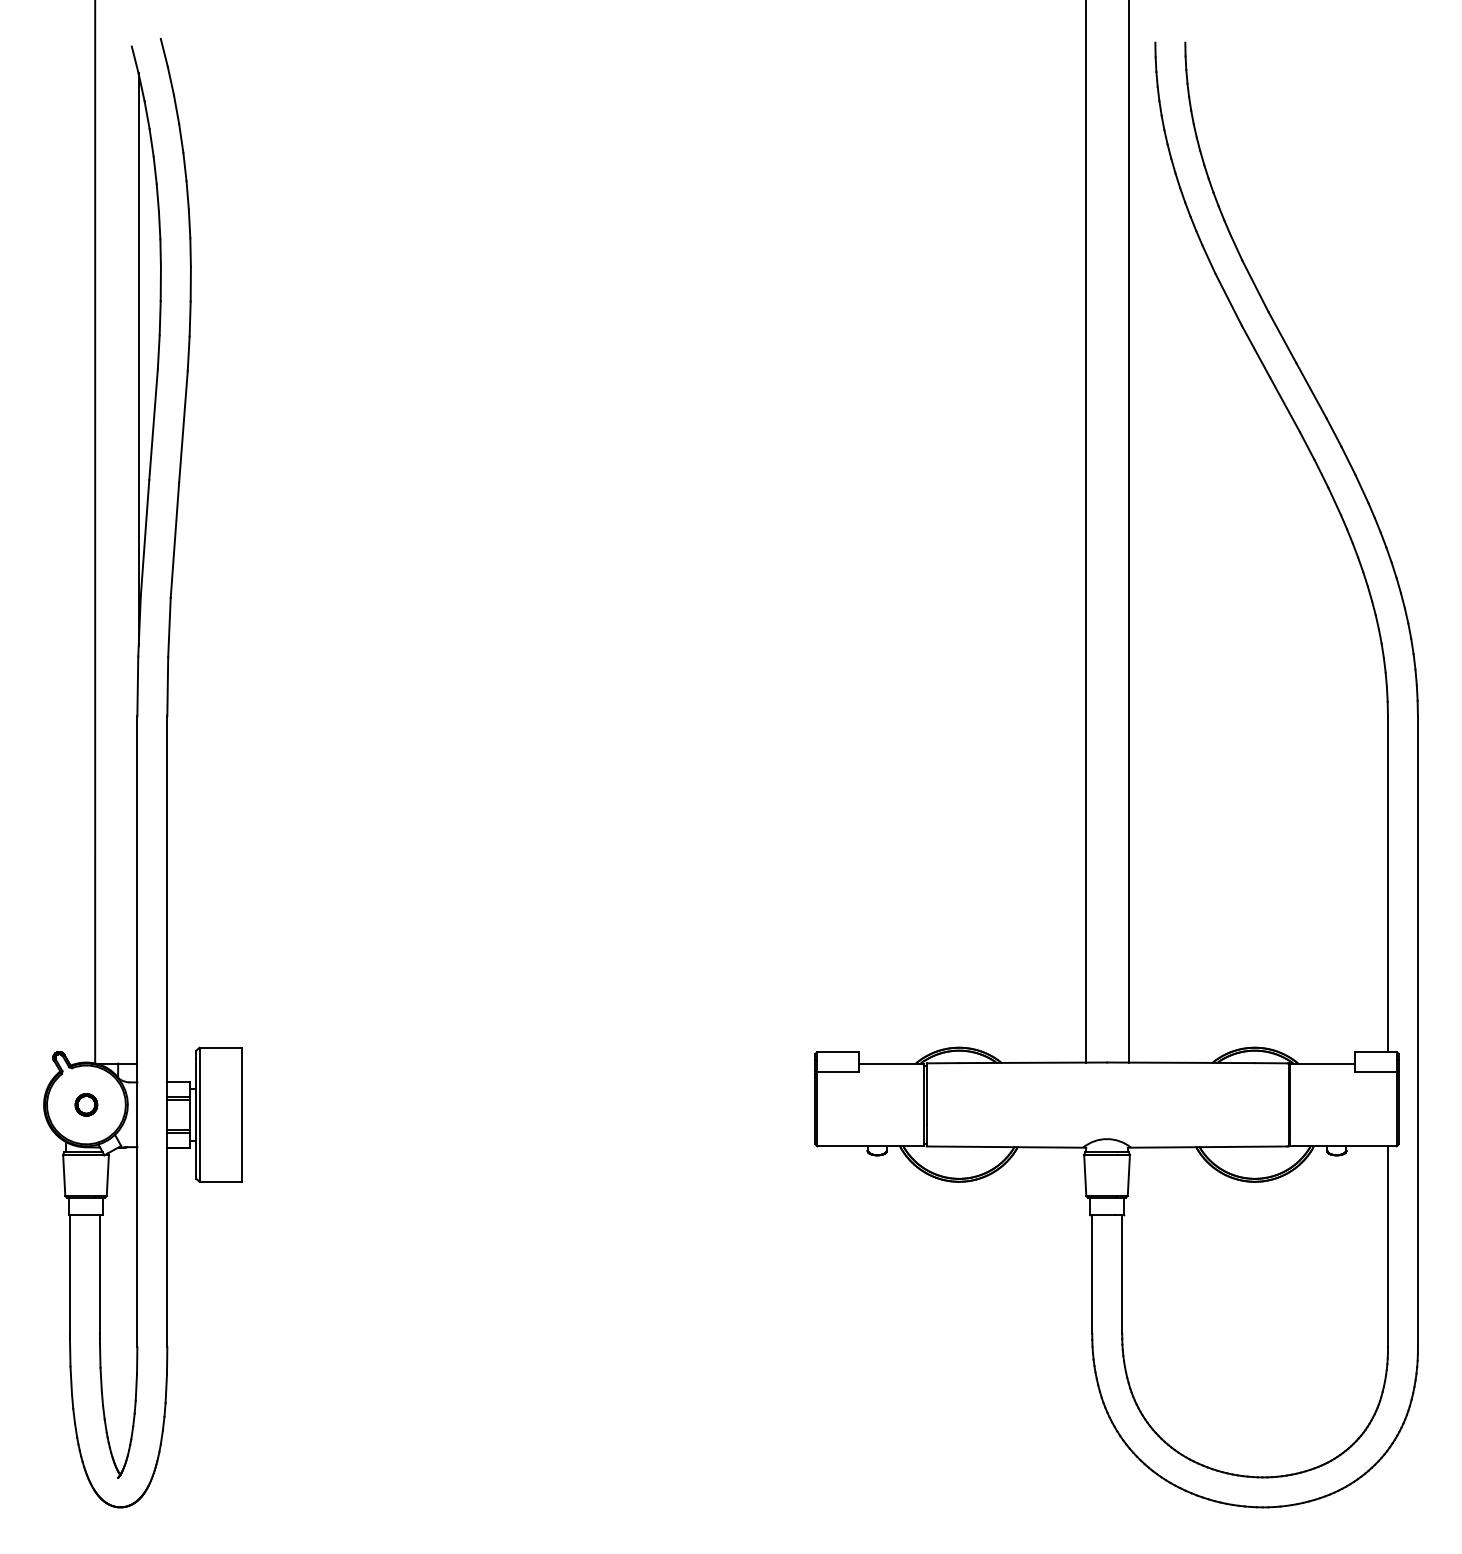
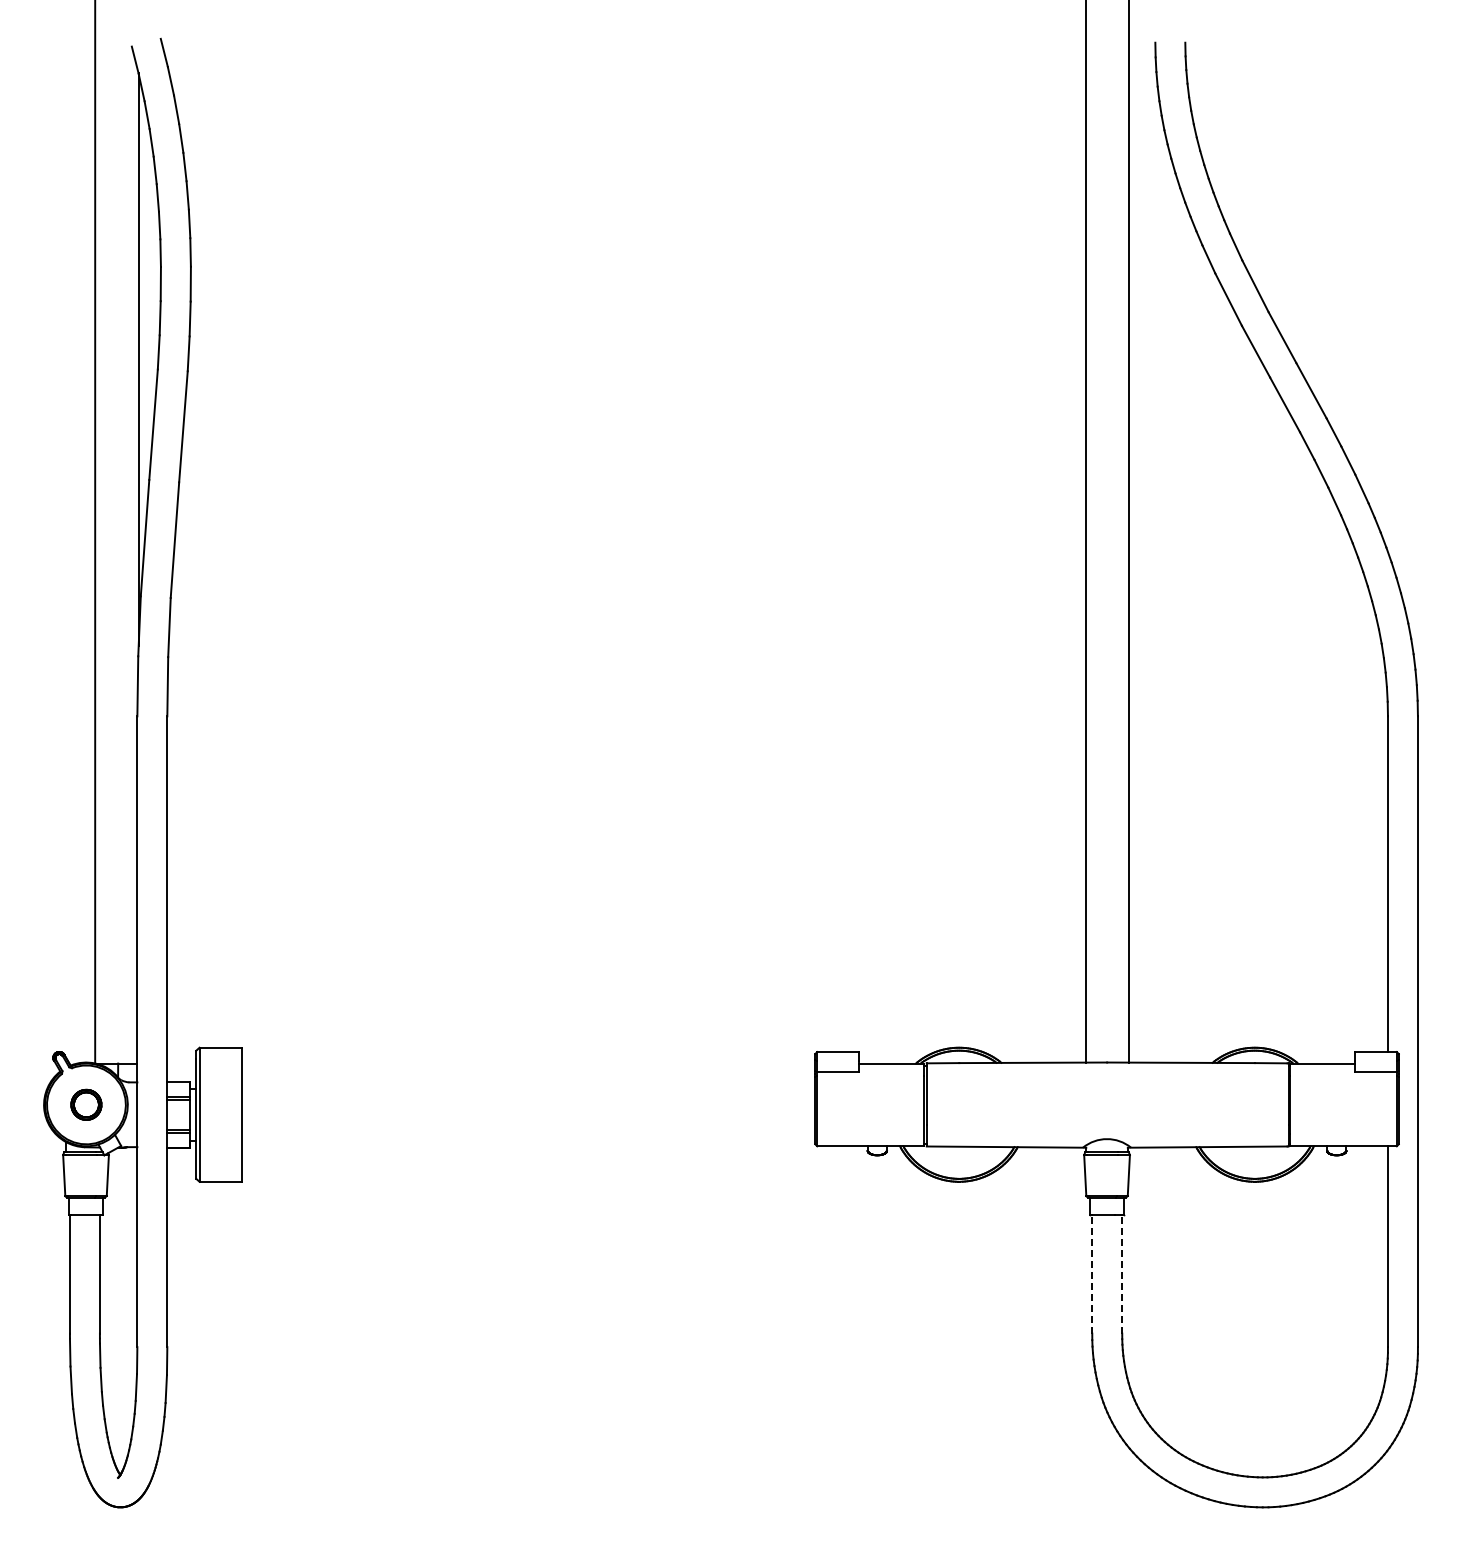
part size: 25x24 px -> 33x33 px (86, 1104)
line: solid -> dashed (1092, 1273)
line: solid -> dashed (1122, 1273)
